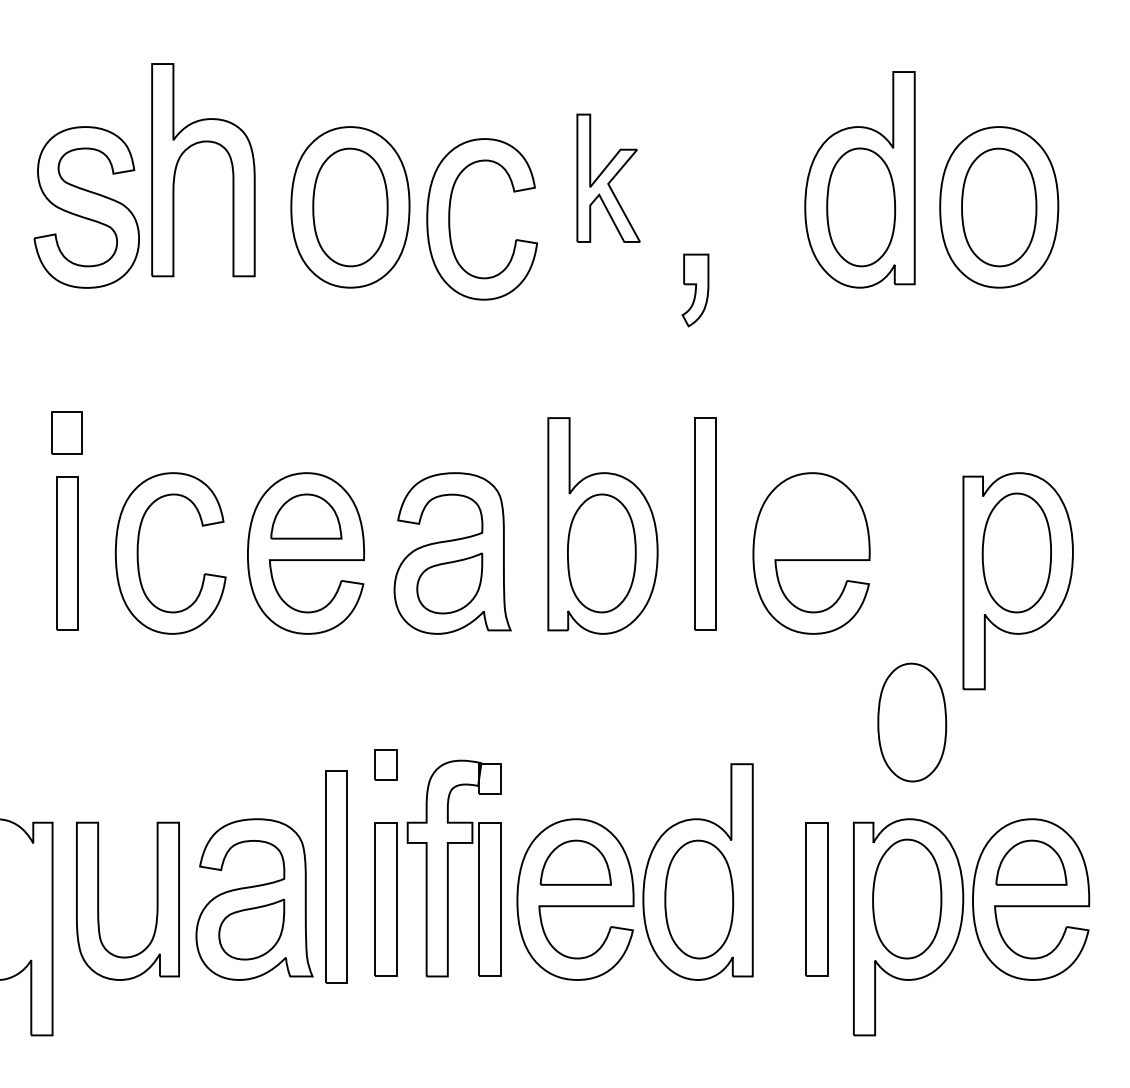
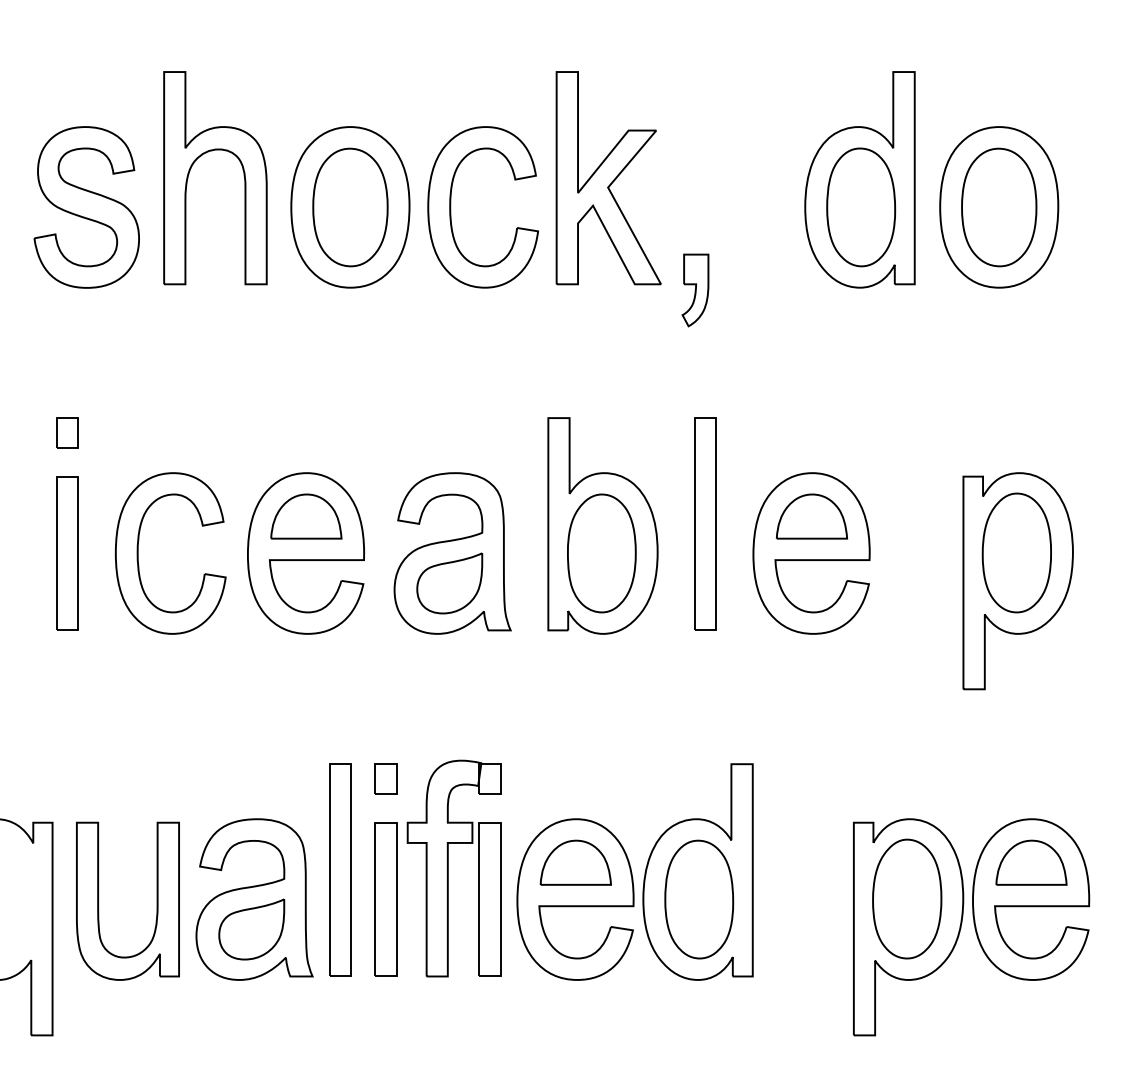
part position: (182, 155) -> (194, 163) (194, 163)
part size: 65x130 px -> 107x215 px (608, 178)
part position: (450, 219) -> (451, 207) (451, 207)
part size: 32x44 px -> 23x32 px (67, 432)
part: none -> present (811, 516)
part: present -> none (912, 722)
part position: (385, 764) -> (385, 778) (385, 778)
part position: (336, 876) -> (340, 869) (340, 869)
part: present -> none (816, 899)
